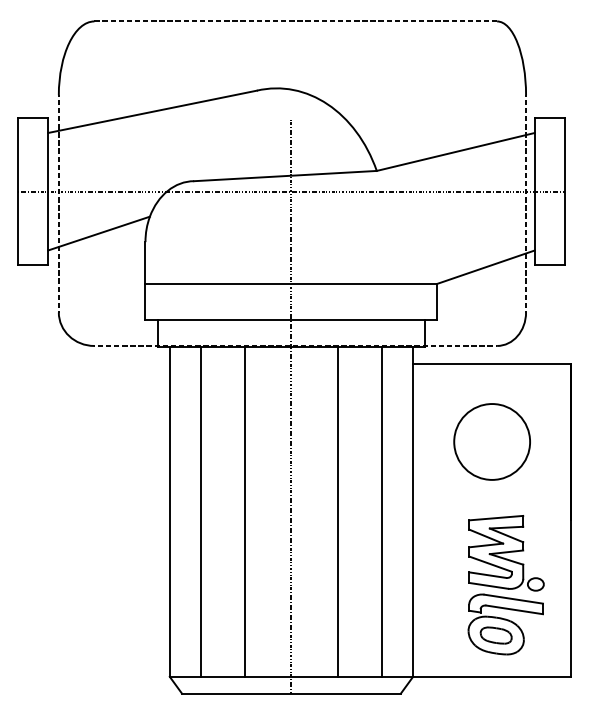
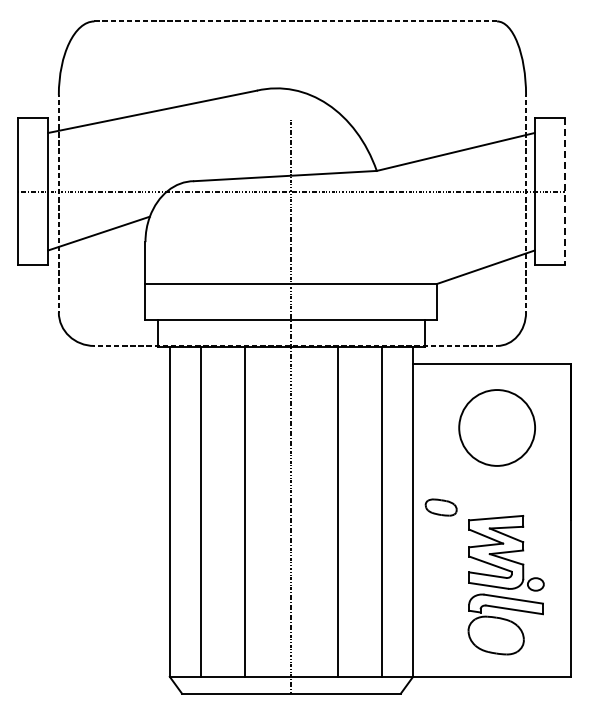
line: solid -> dashed (565, 192)
circle position: (491, 441) -> (496, 427) (496, 427)
part position: (495, 635) -> (440, 507) (440, 507)
